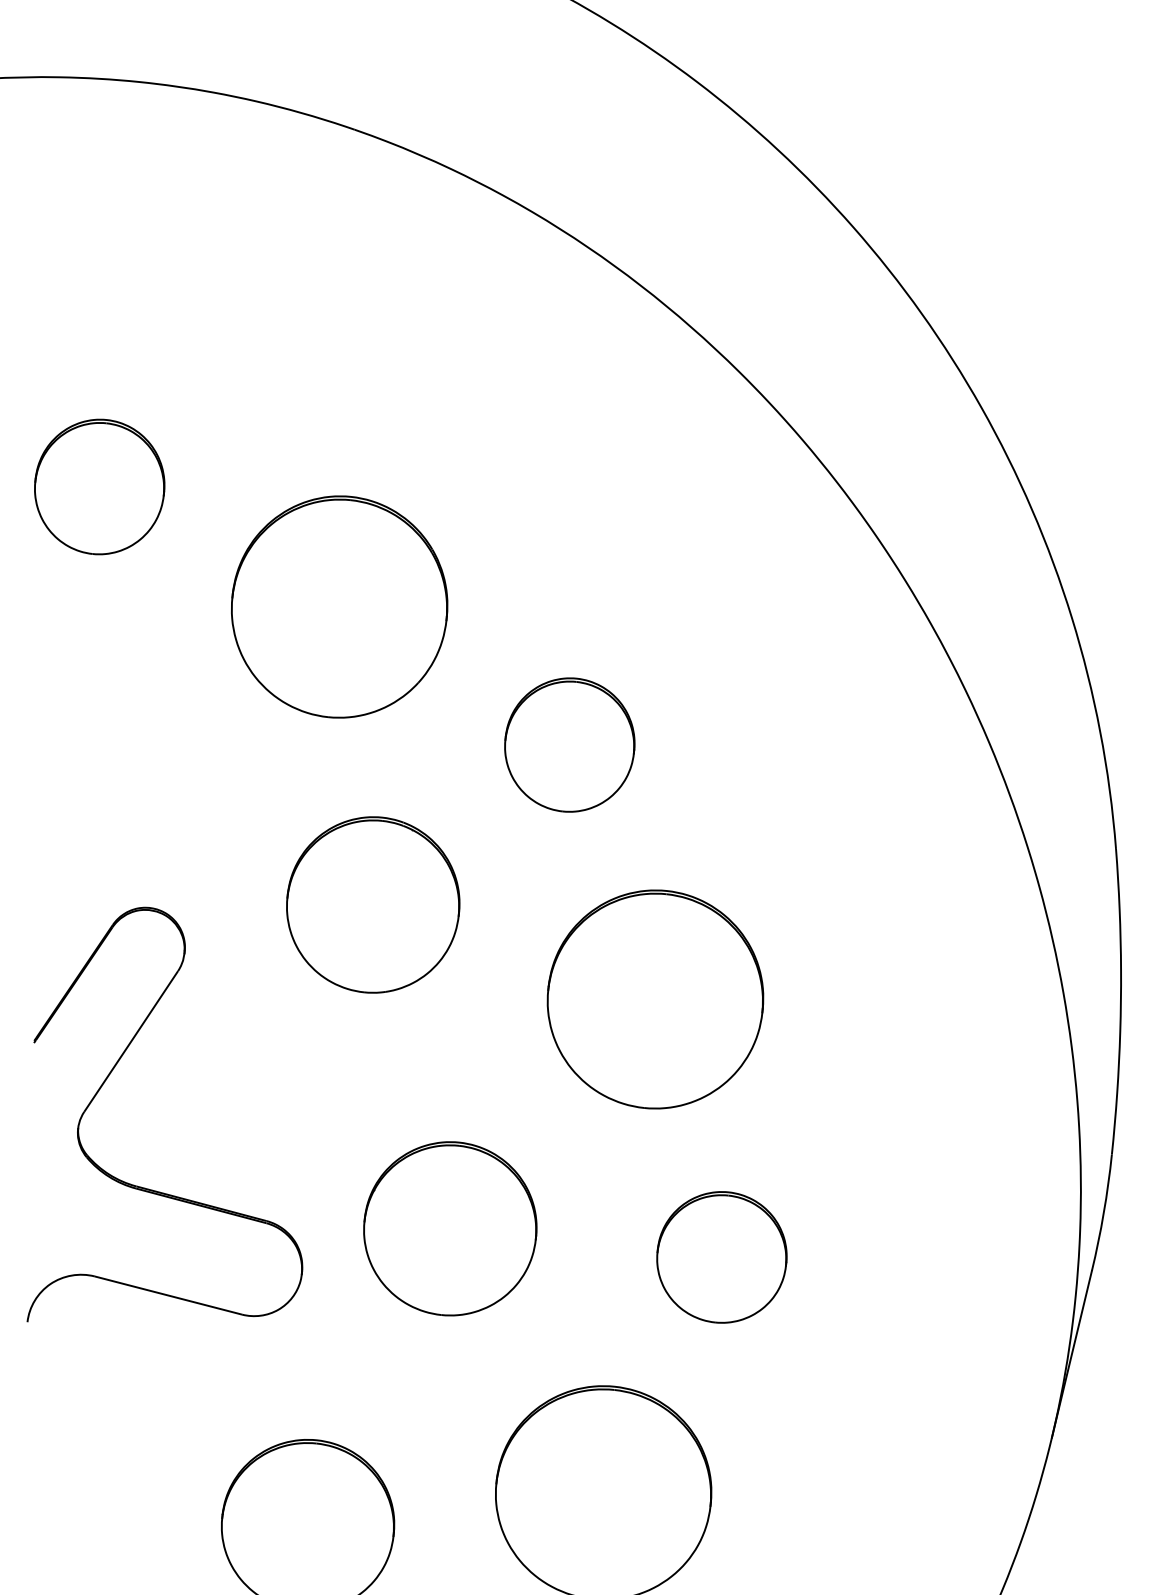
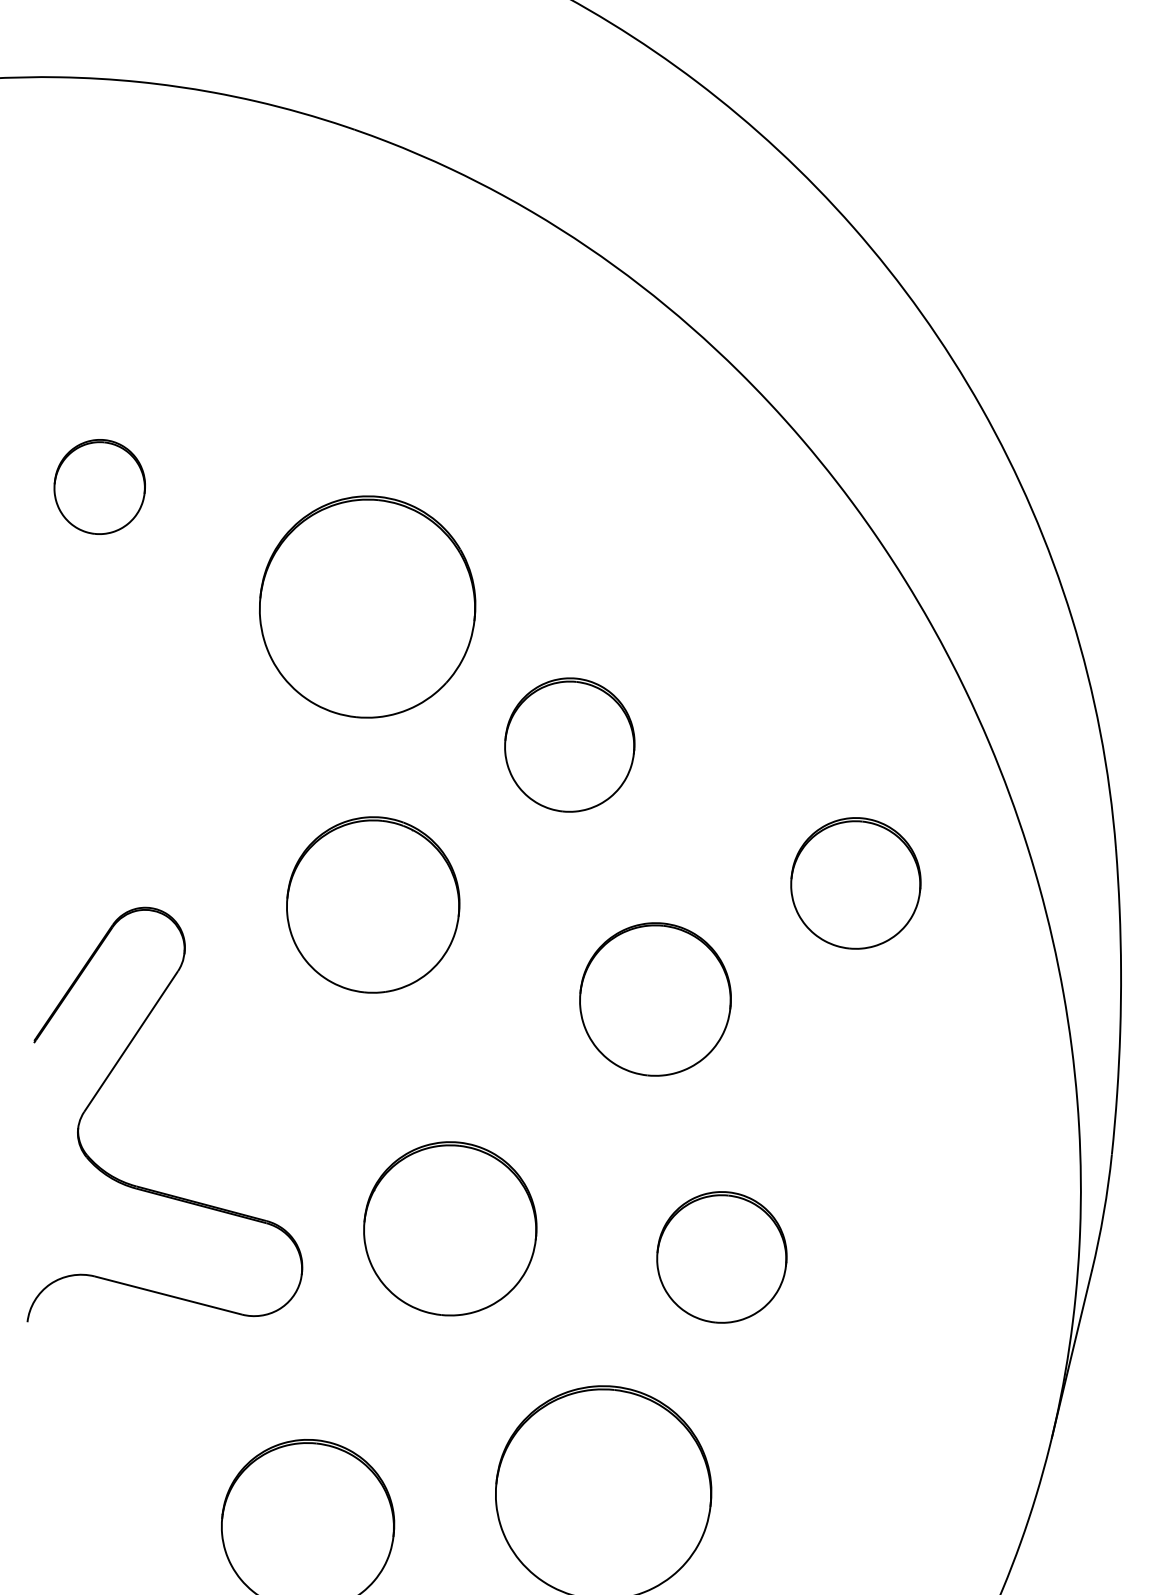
part size: 132x138 px -> 93x96 px (99, 486)
part position: (339, 606) -> (367, 606) (367, 606)
part: none -> present (855, 883)
part size: 219x221 px -> 153x155 px (655, 999)
